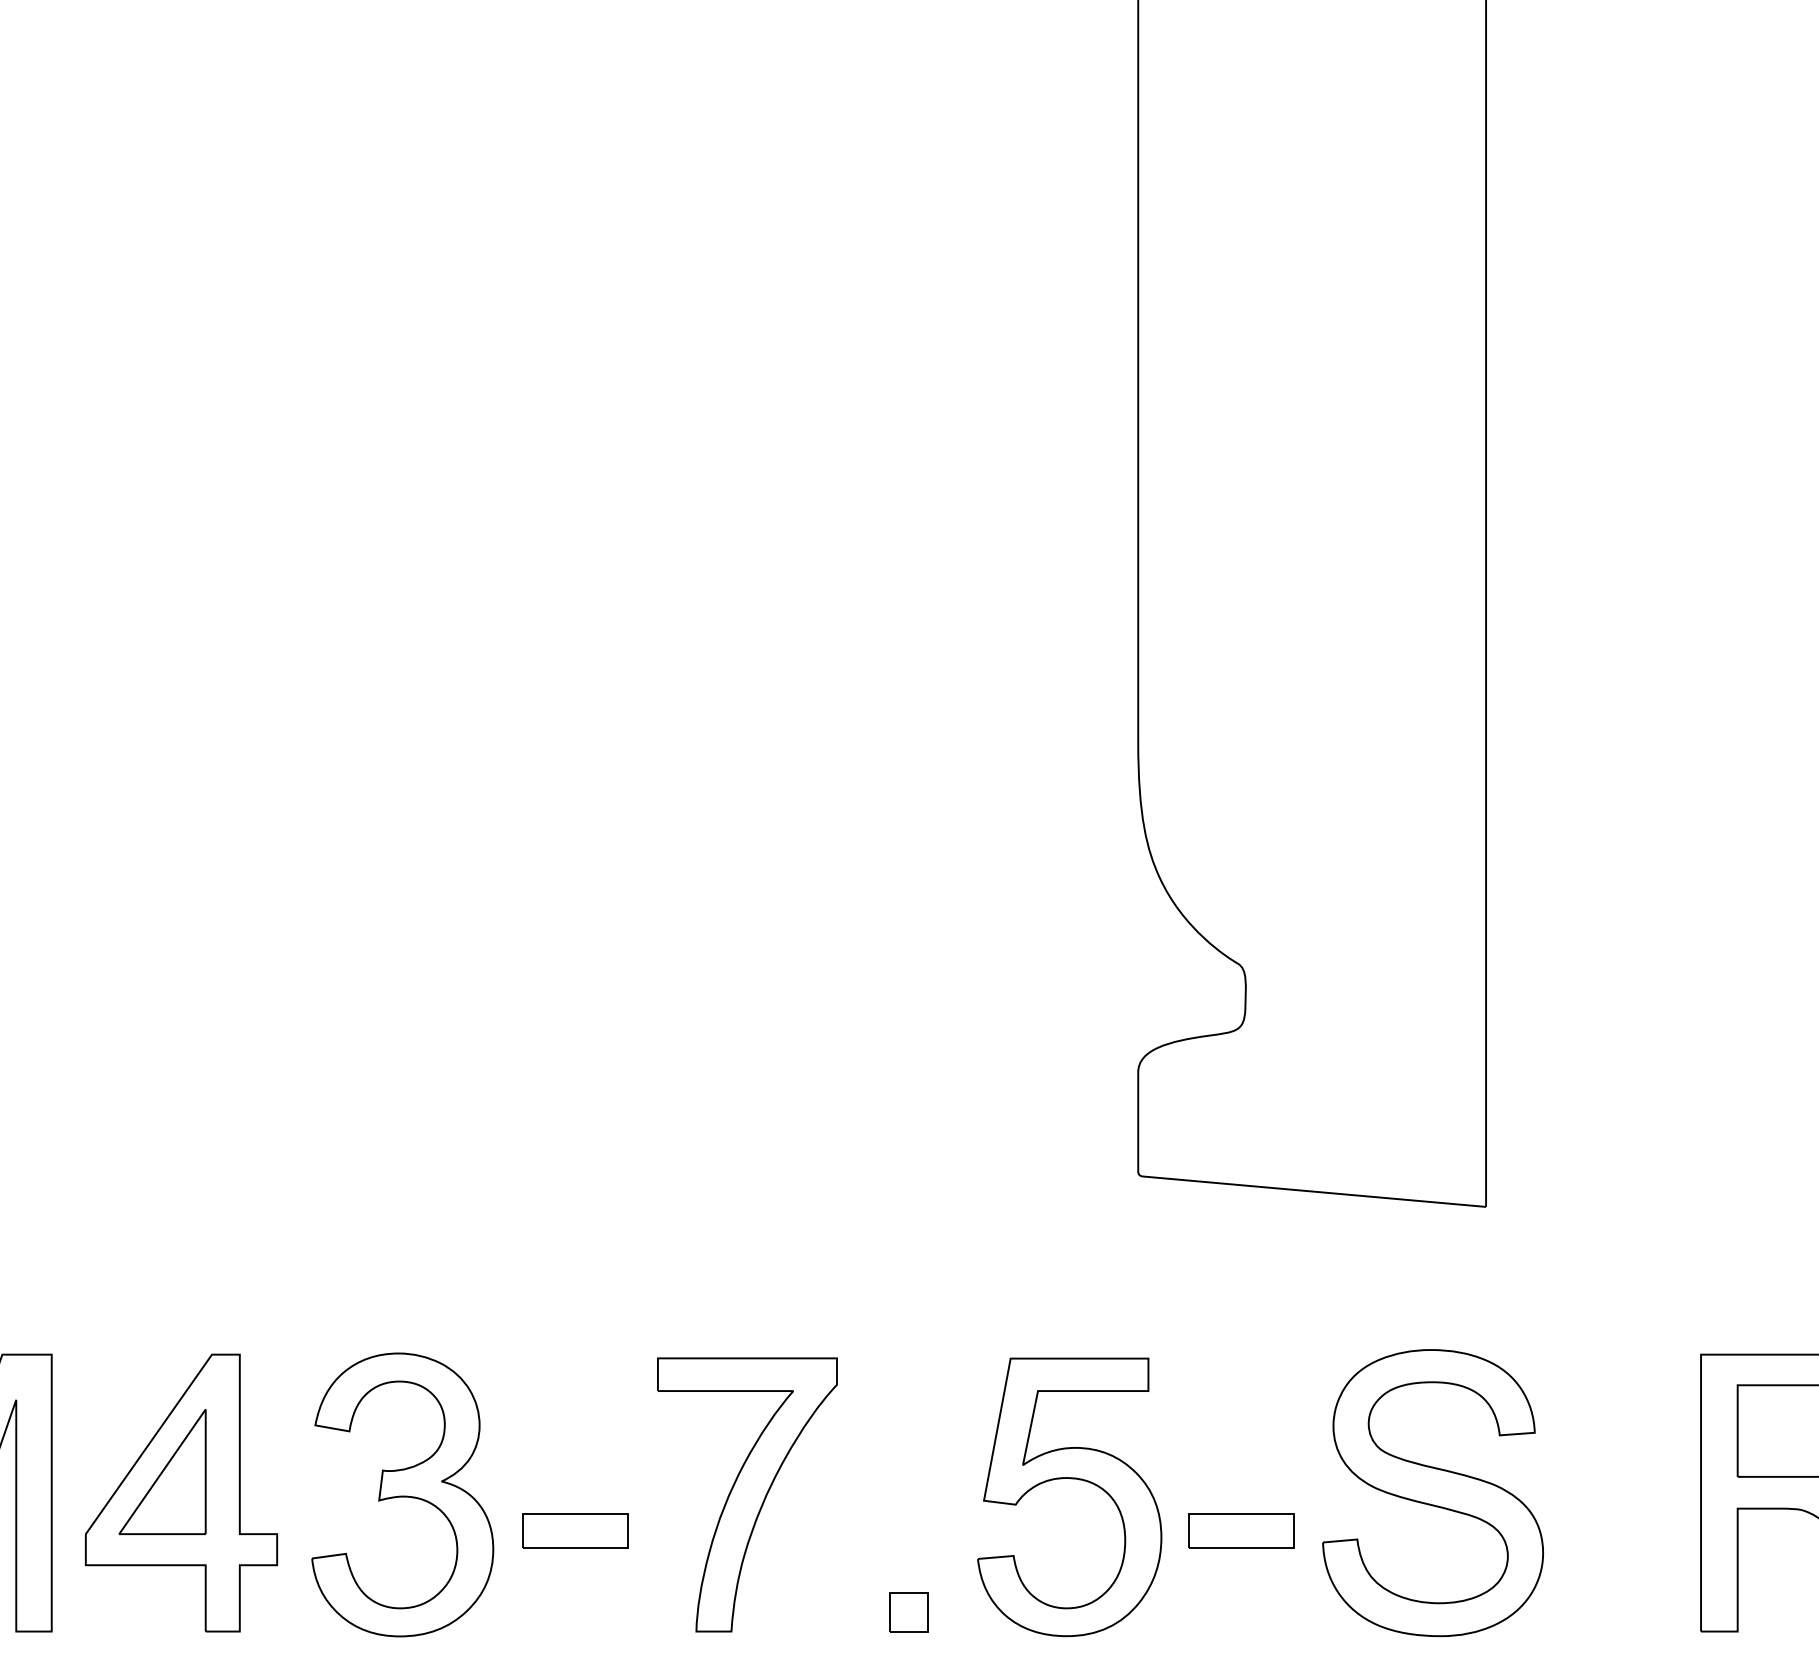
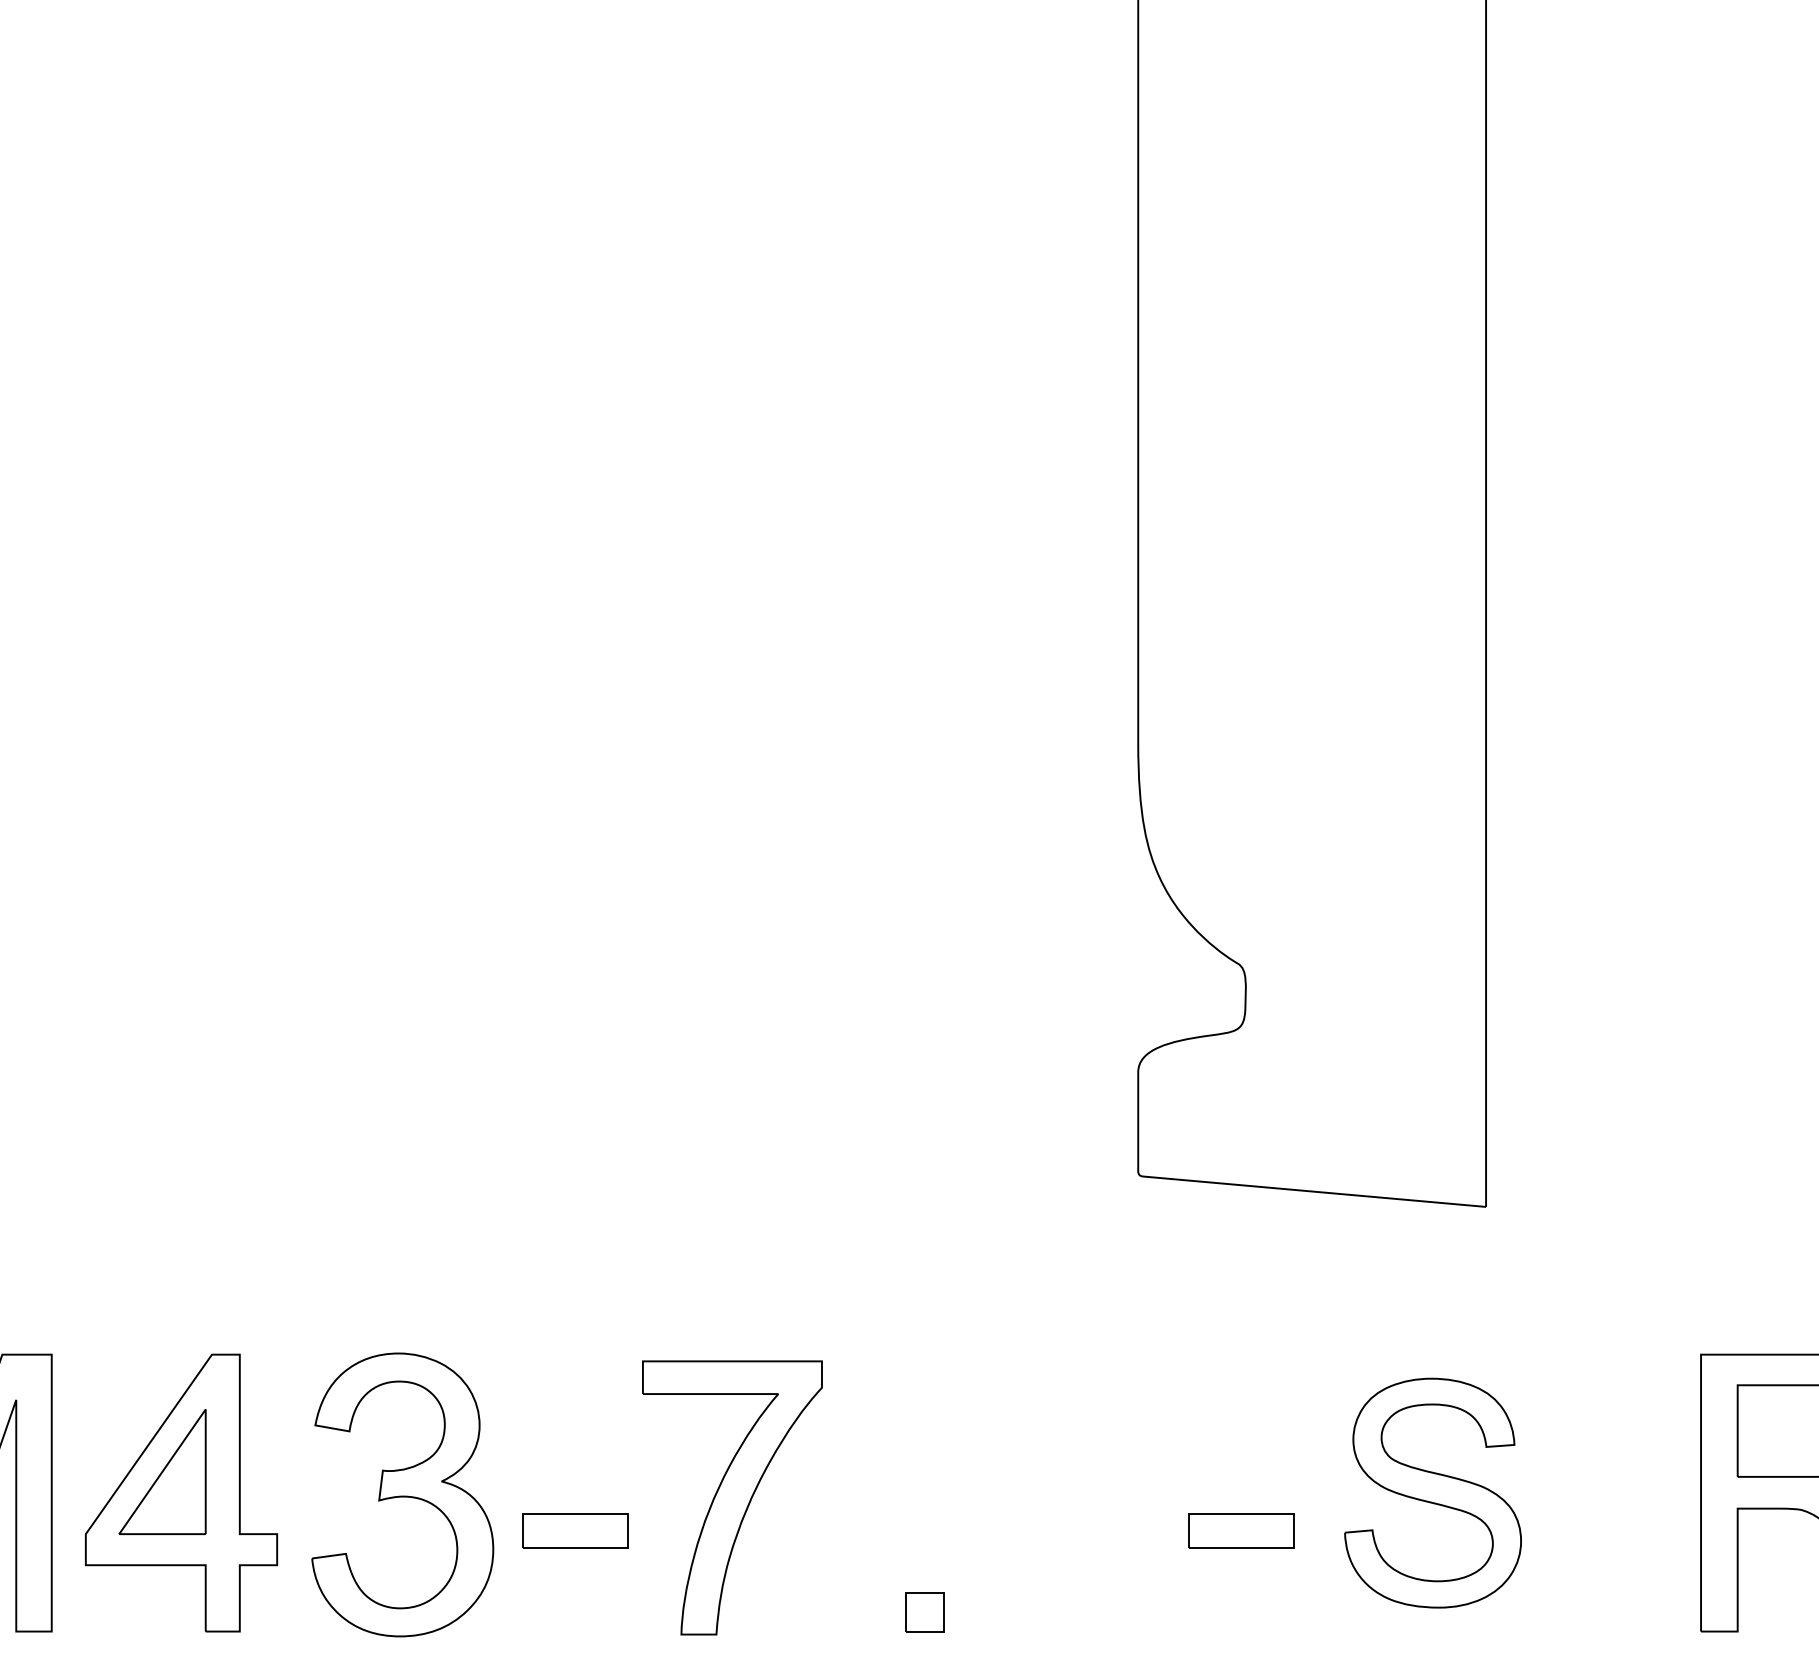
part: present -> none (1071, 1479)
part size: 222x289 px -> 178x232 px (1432, 1492)
part position: (747, 1494) -> (732, 1497) (732, 1497)
part position: (908, 1612) -> (924, 1612) (924, 1612)
